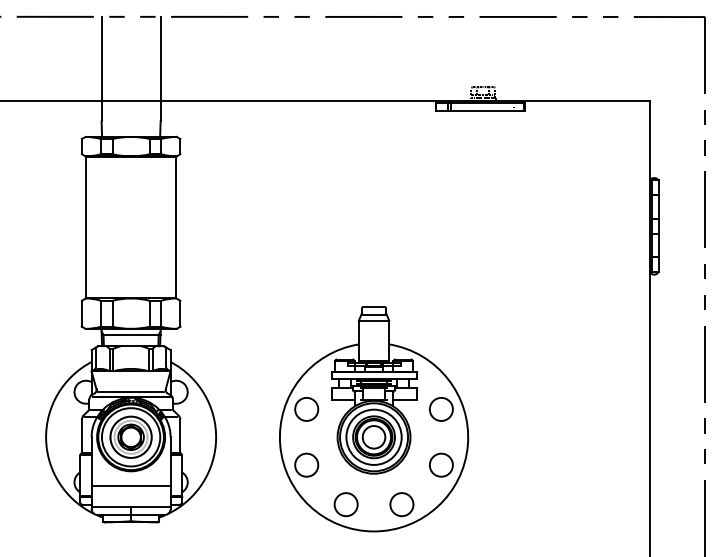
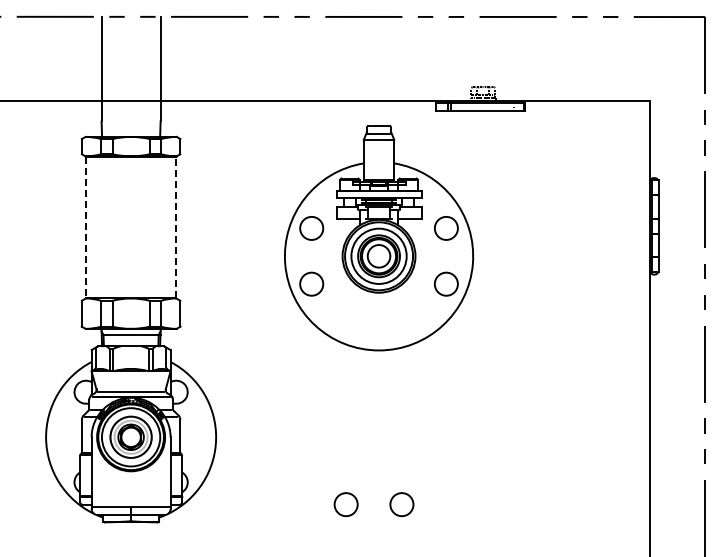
line: solid -> dashed (85, 227)
line: solid -> dashed (176, 227)
part position: (374, 419) -> (379, 238) (379, 238)
line: present -> none (130, 485)
